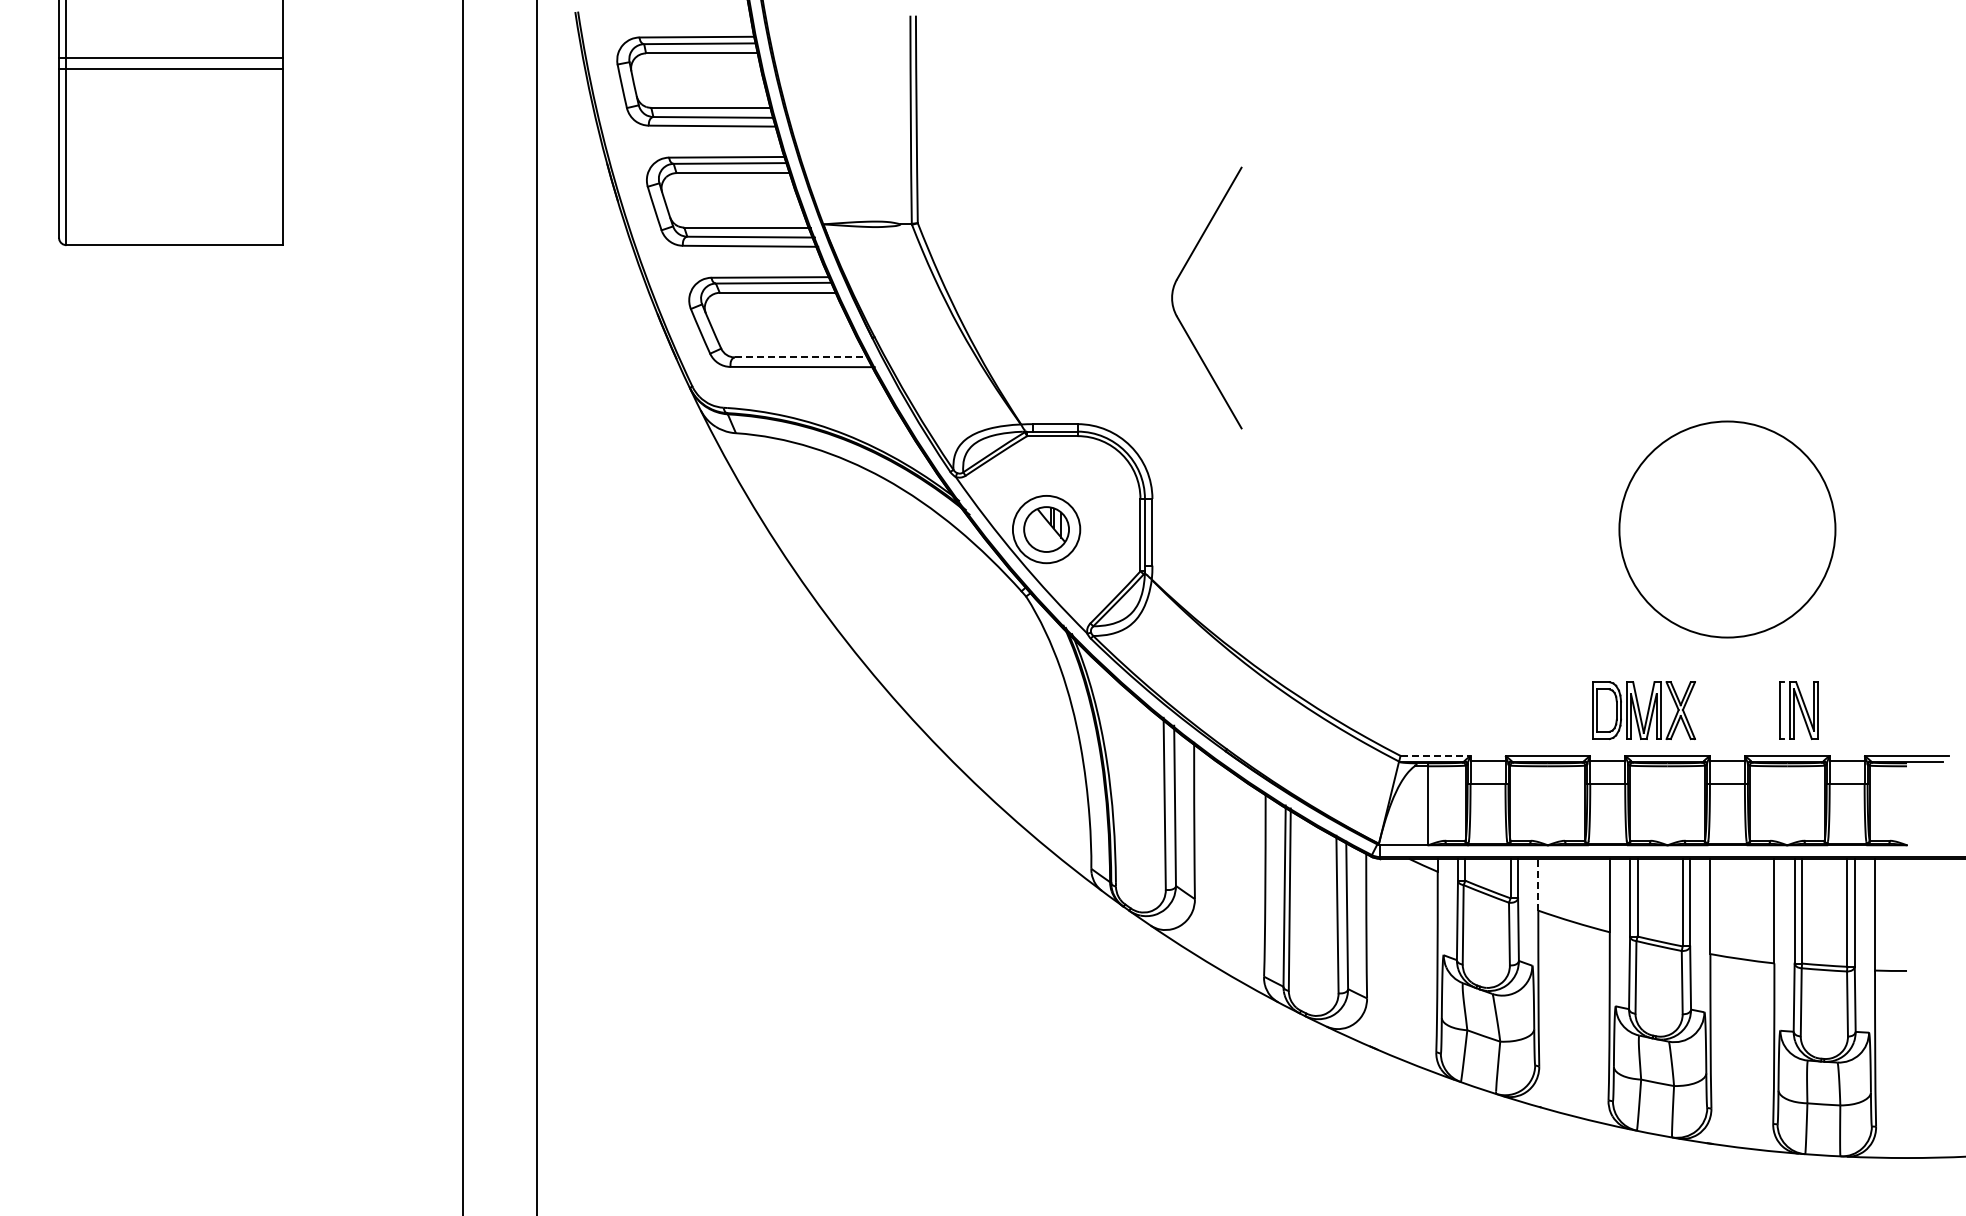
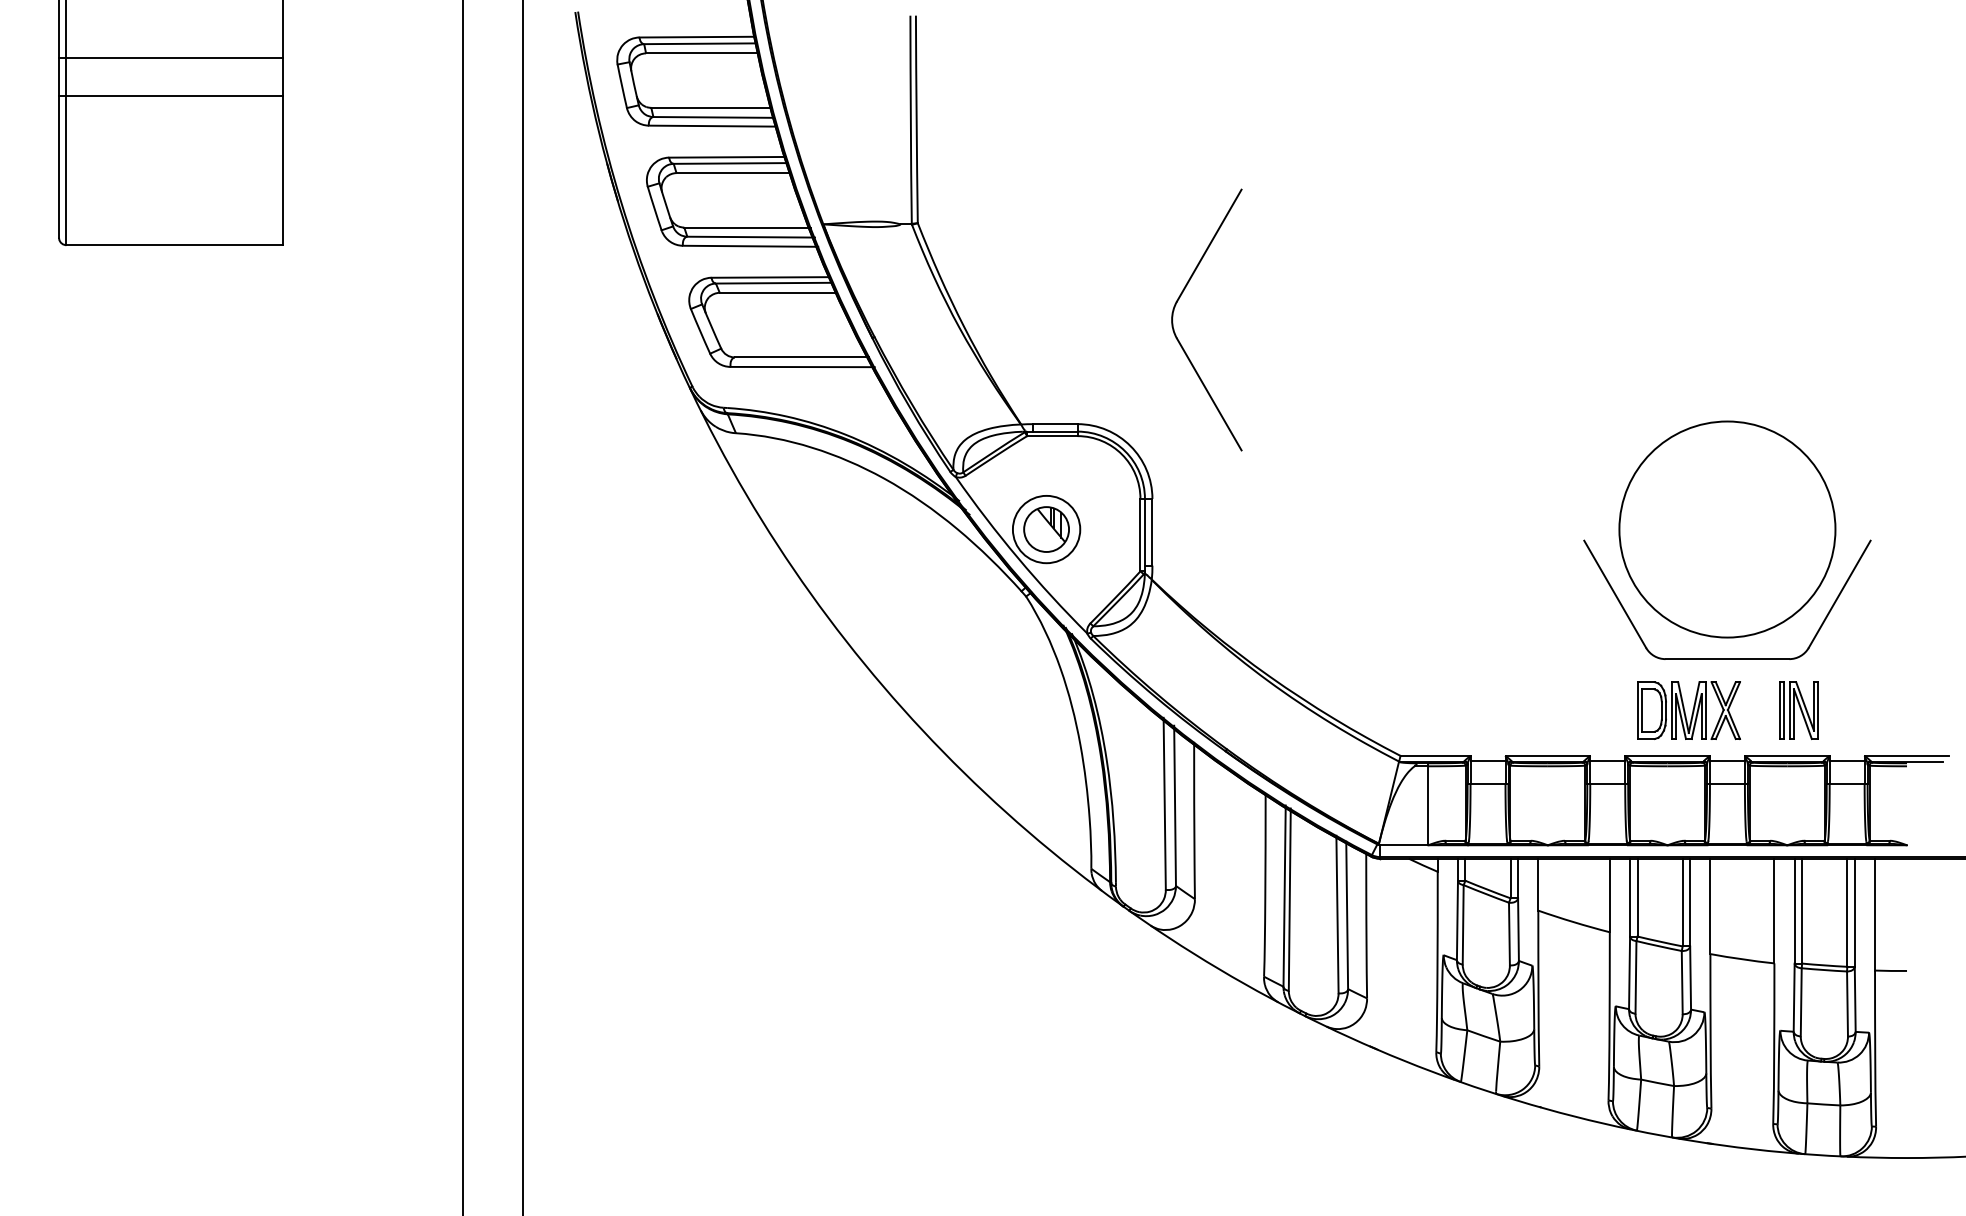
line position: (170, 68) -> (170, 95) (170, 95)
part position: (1173, 295) -> (1173, 317) (1173, 317)
line: dashed -> solid (802, 357)
line position: (536, 607) -> (522, 607) (522, 607)
part: none -> present (1727, 658)
part position: (1643, 710) -> (1688, 710) (1688, 710)
line: none -> present (1784, 710)
line: dashed -> solid (1436, 755)
line: dashed -> solid (1538, 884)
